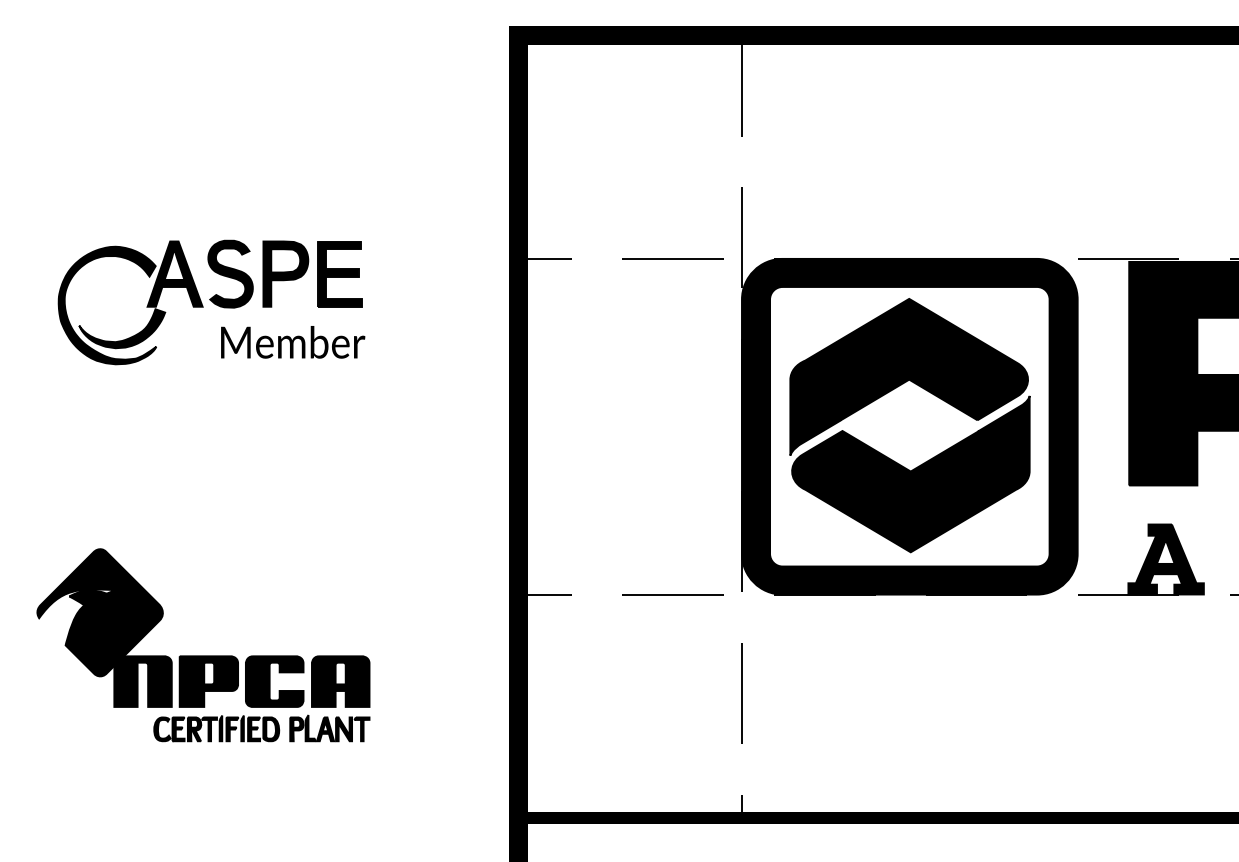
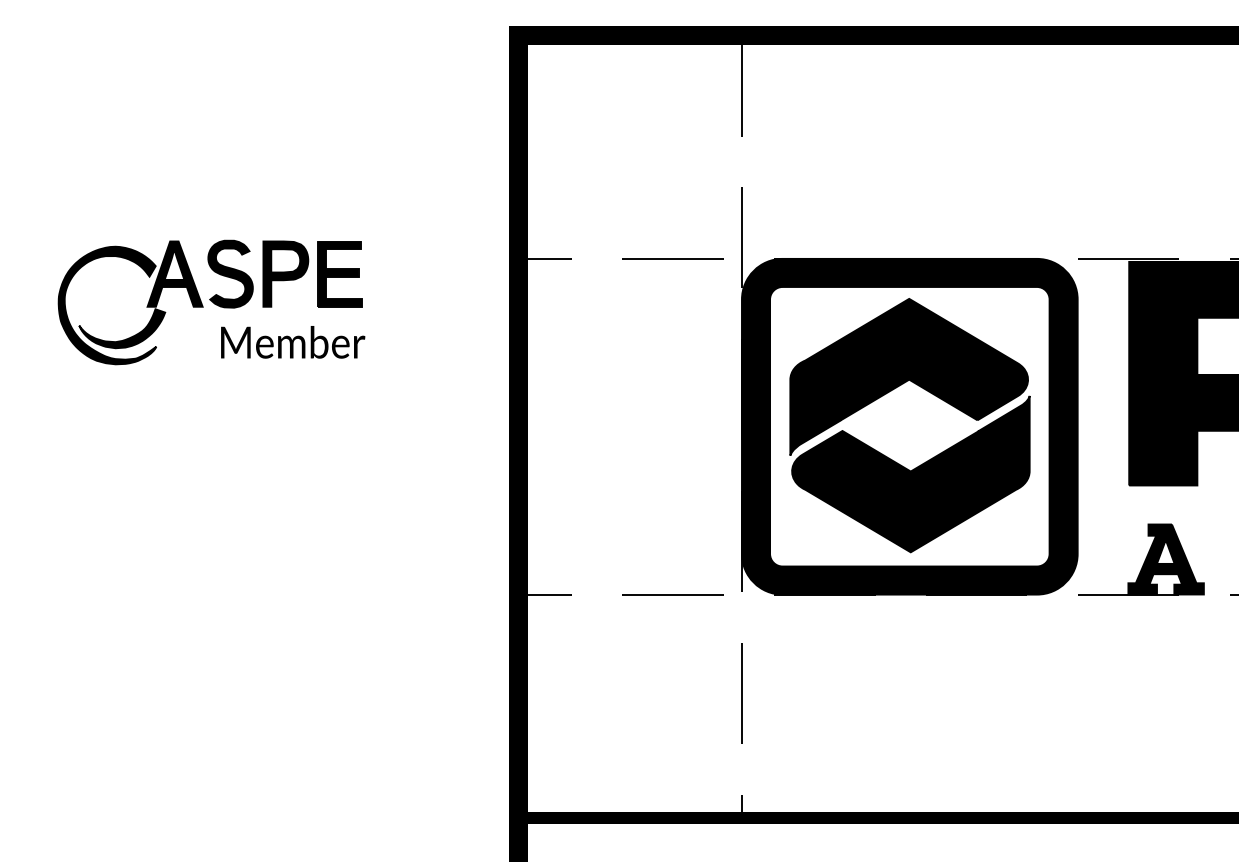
part: present -> none (203, 655)
